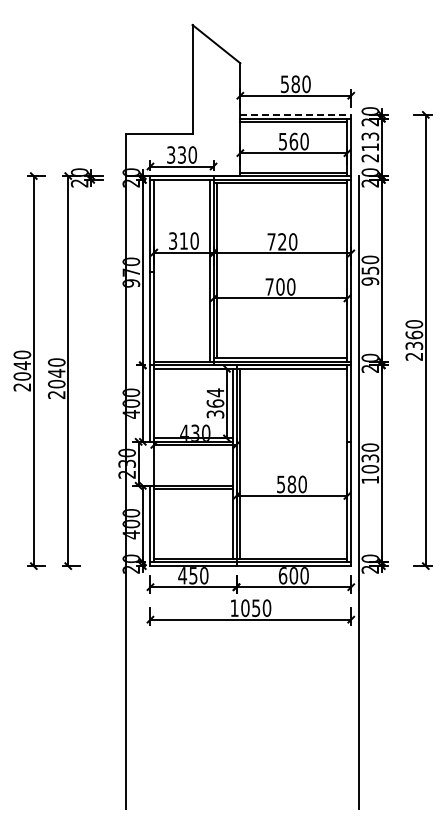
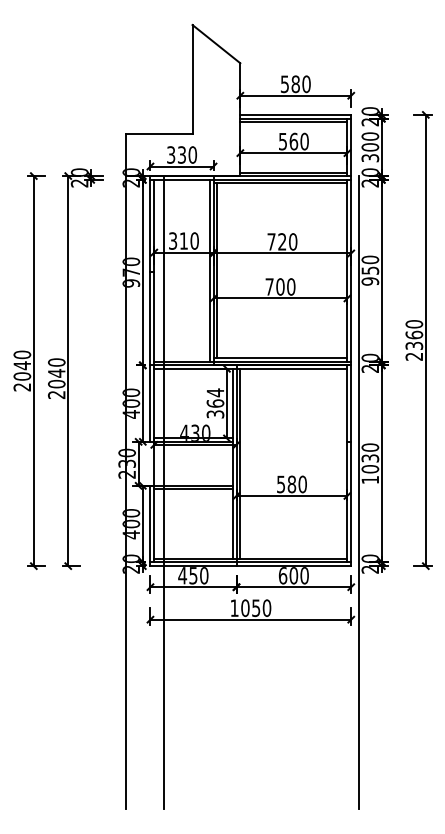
line: dashed -> solid (296, 114)
text: 213 -> 300 (370, 147)
line: none -> present (163, 492)
